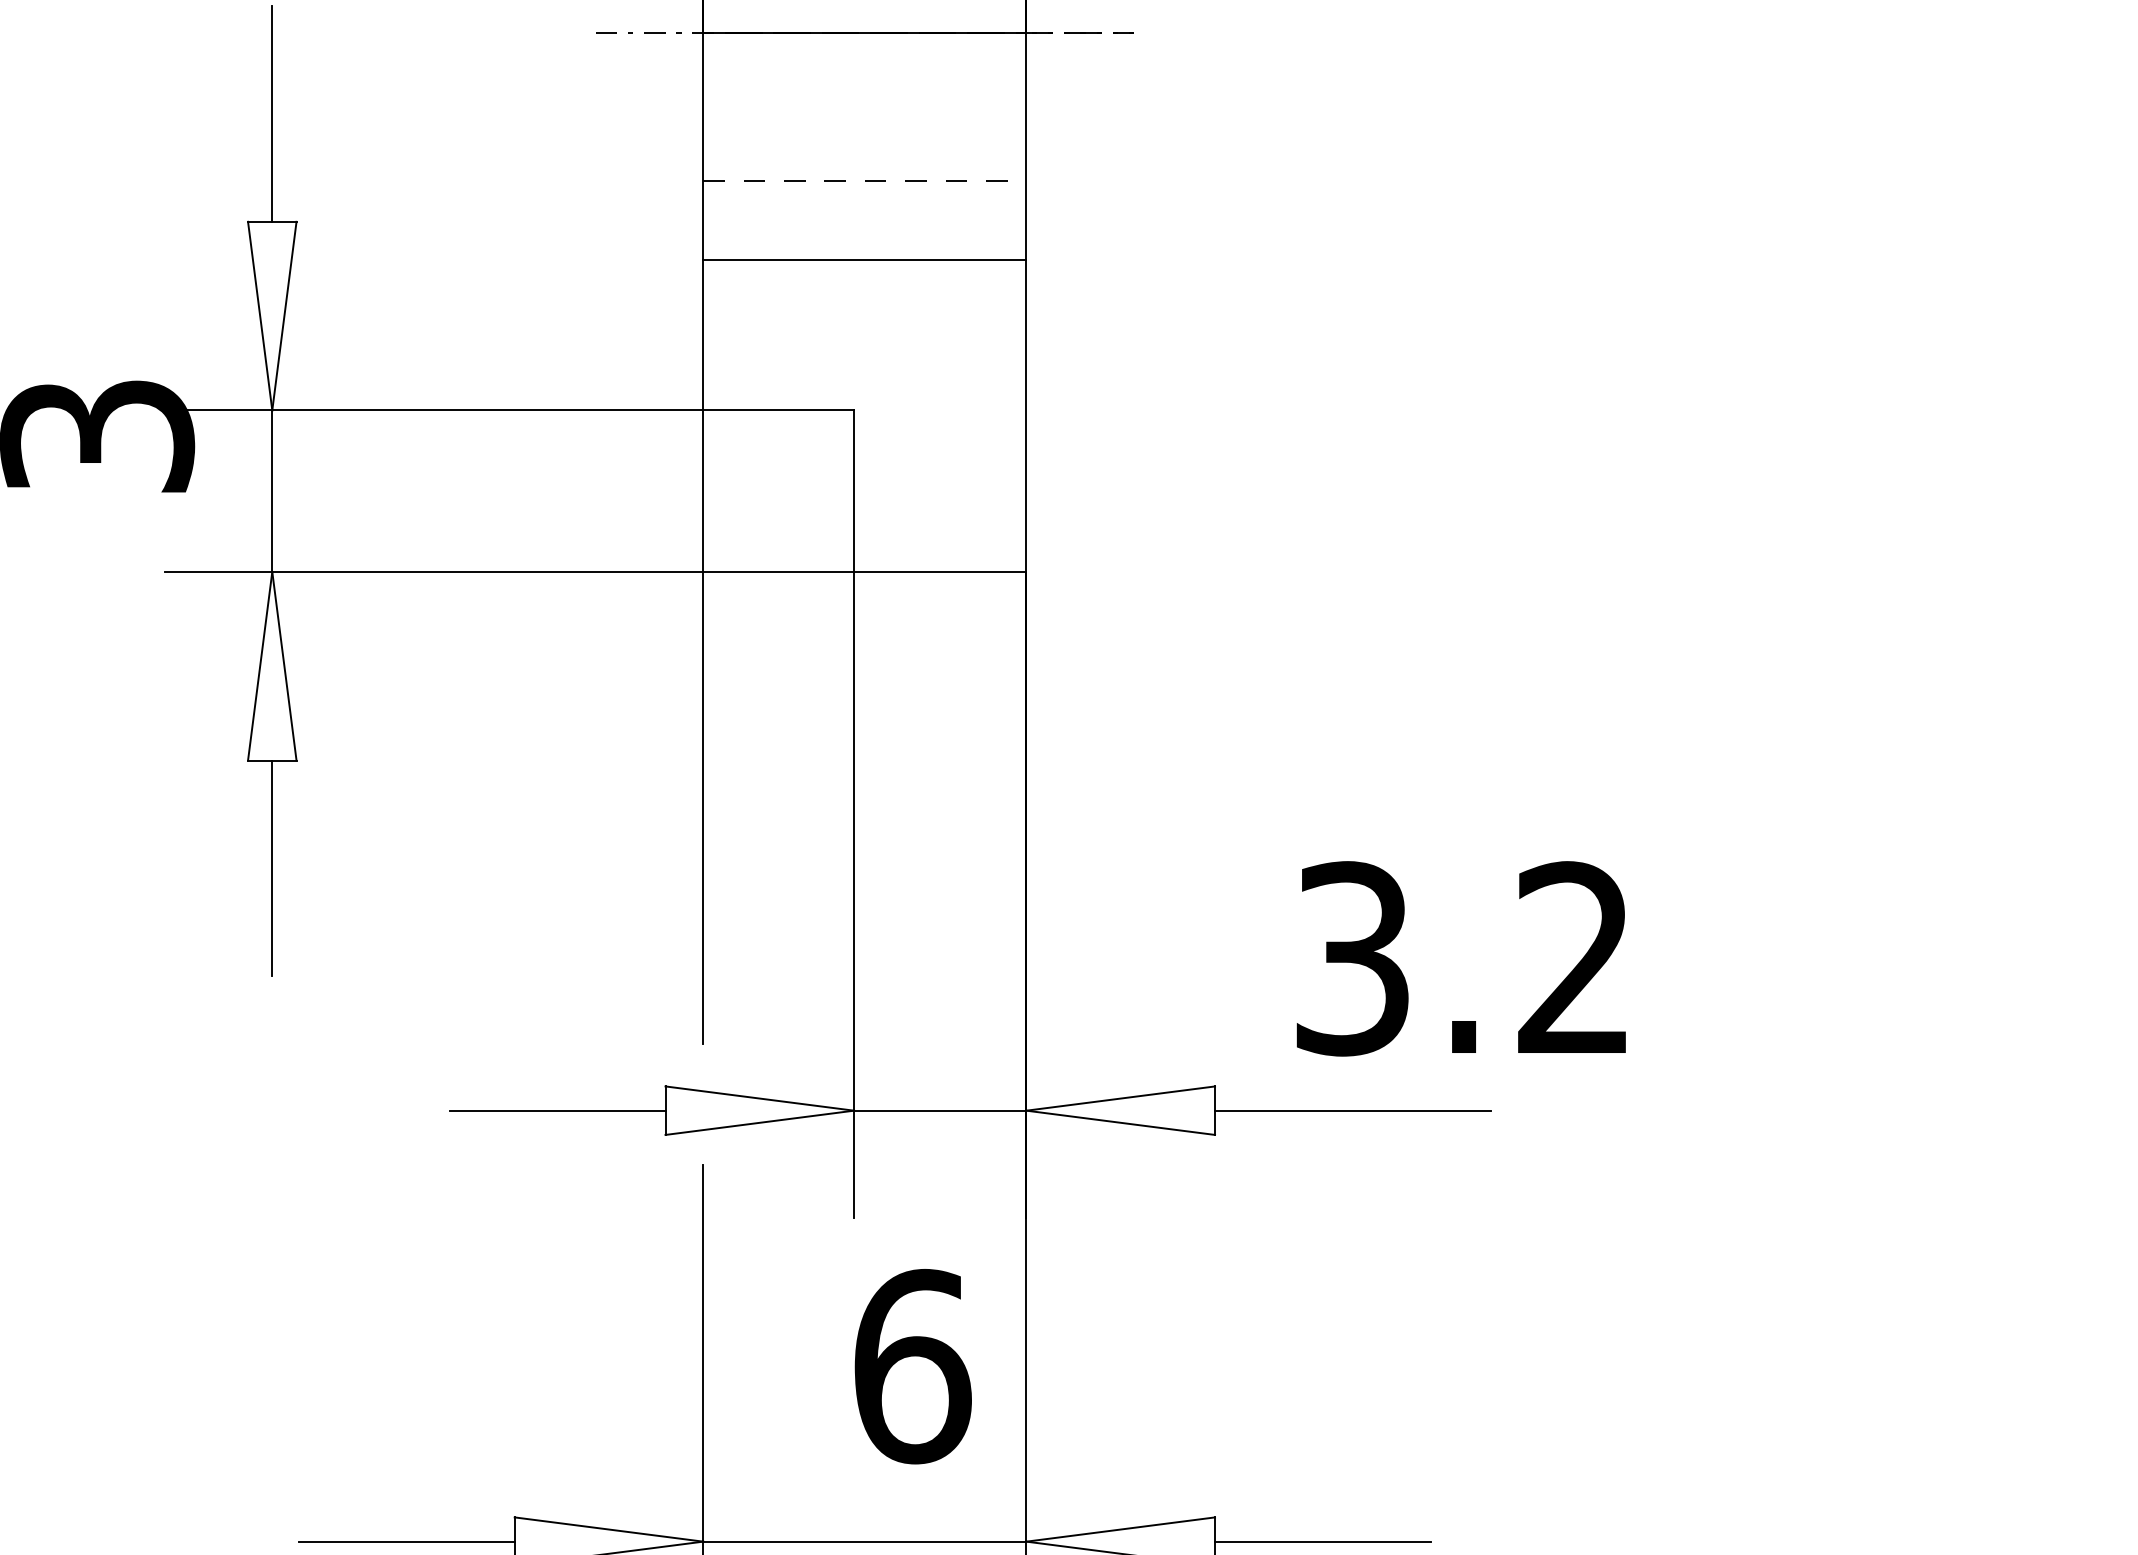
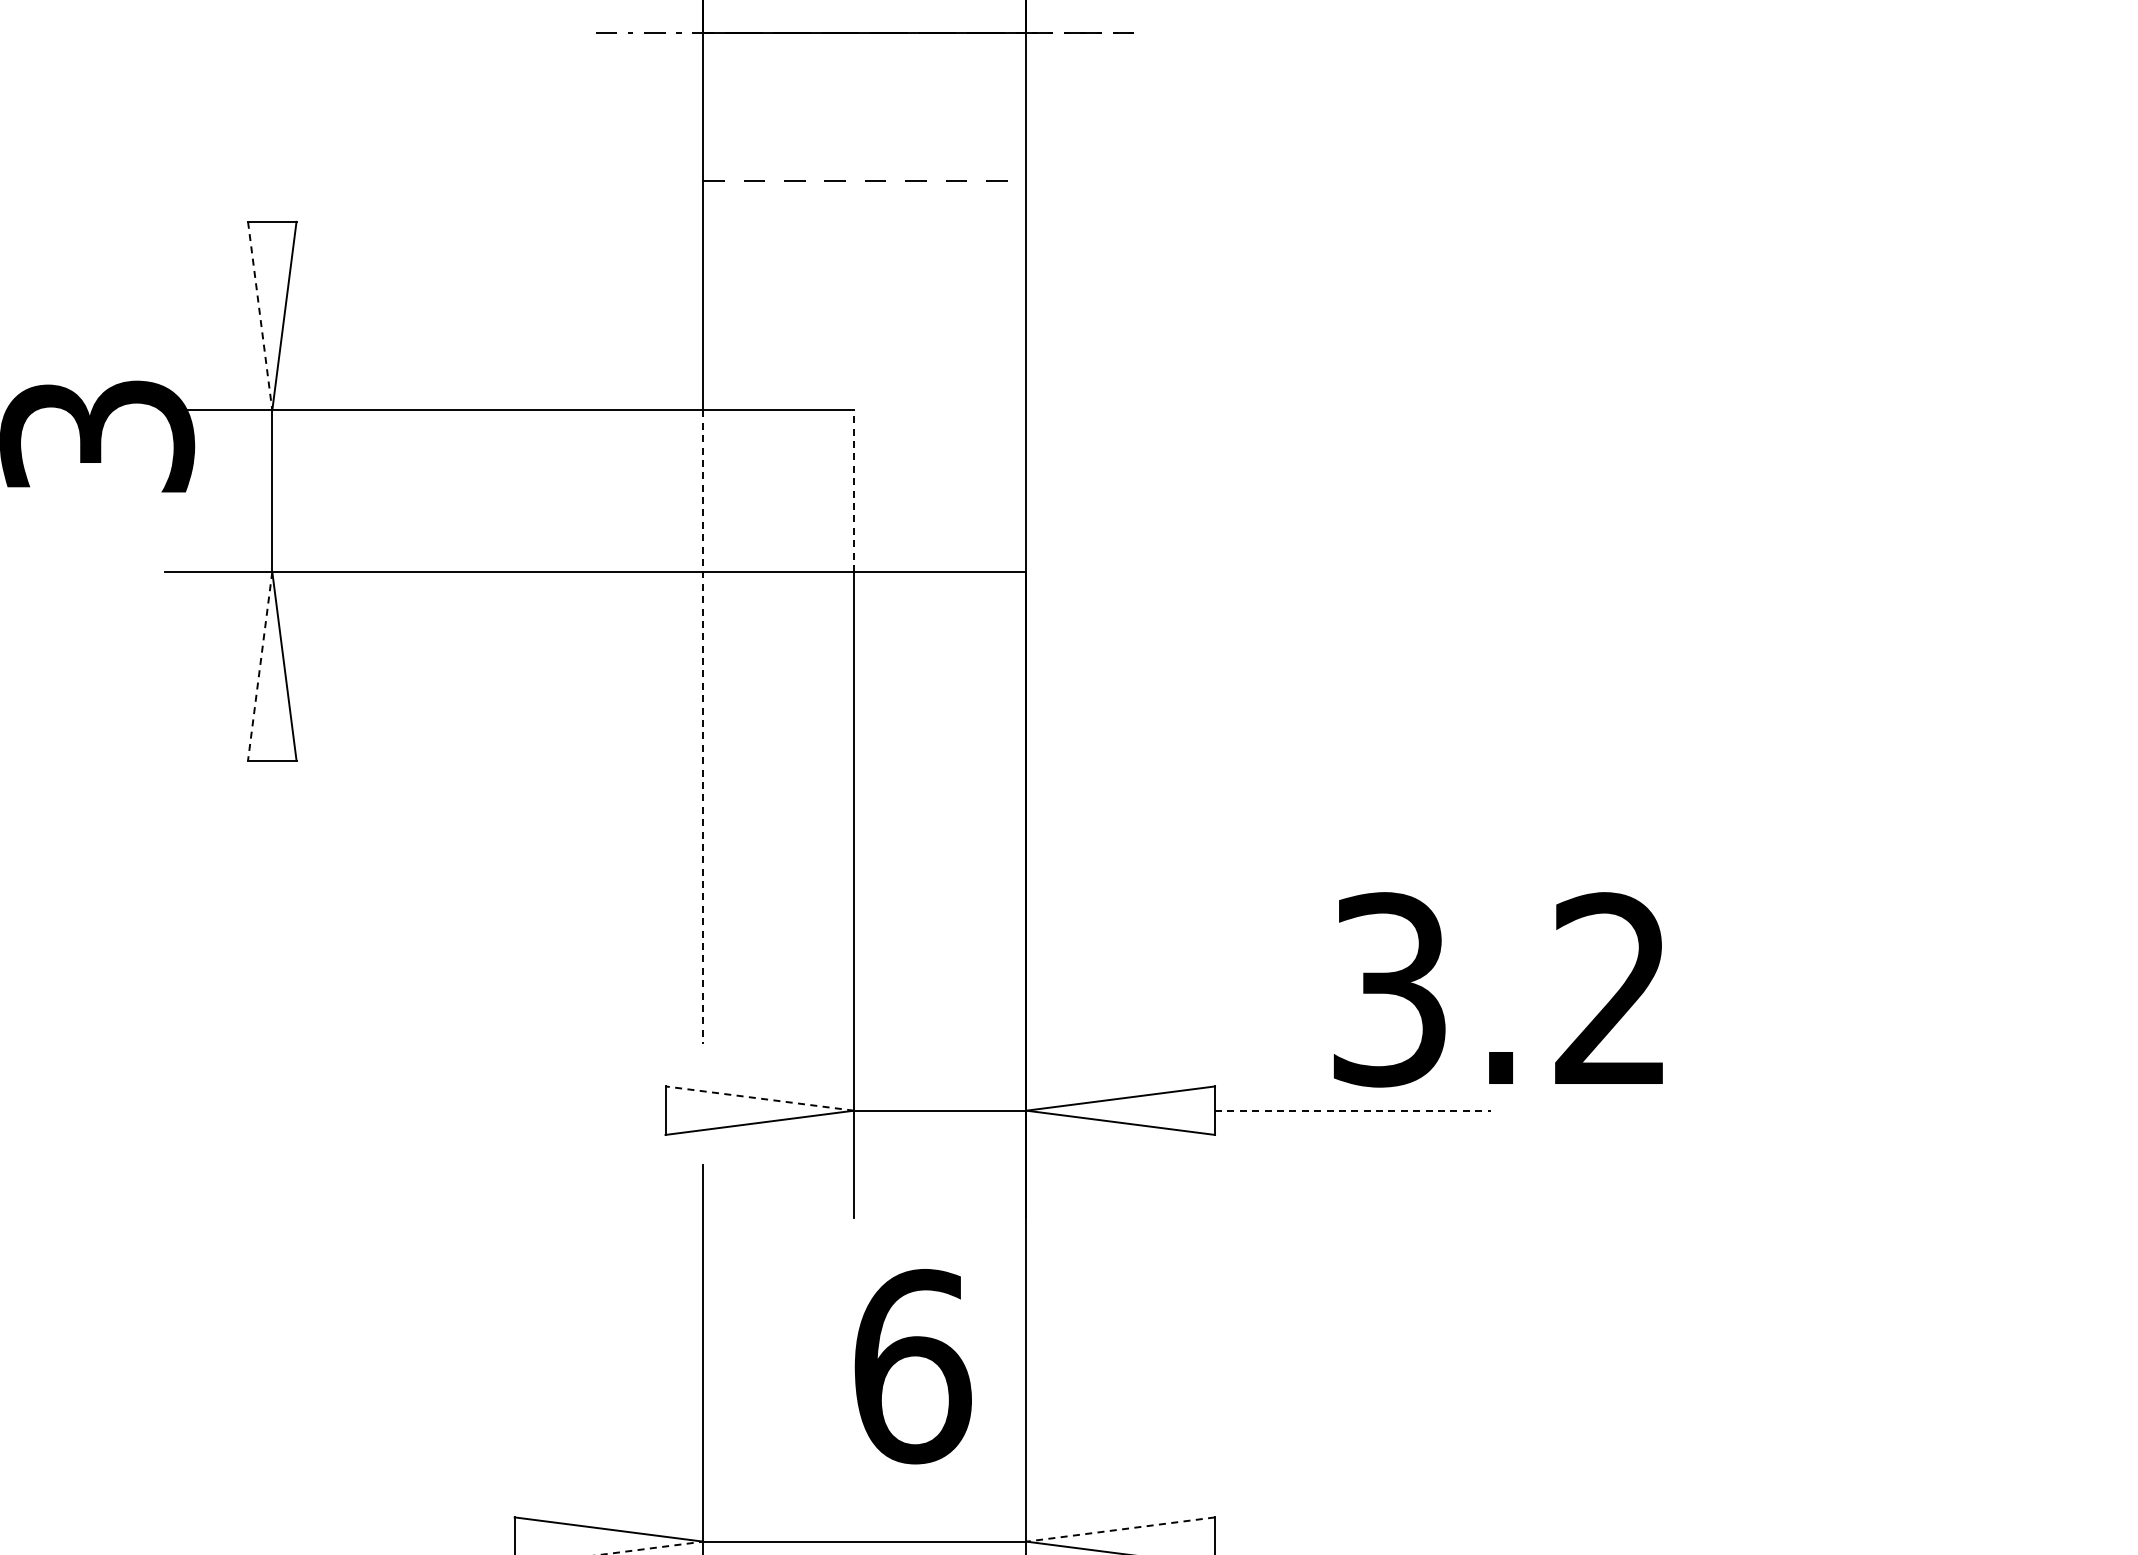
line: present -> none (272, 113)
line: present -> none (864, 259)
line: solid -> dashed (260, 316)
line: solid -> dashed (854, 491)
line: solid -> dashed (260, 666)
line: solid -> dashed (703, 727)
line: present -> none (272, 868)
text position: (1461, 958) -> (1498, 989) (1498, 989)
line: solid -> dashed (759, 1098)
line: present -> none (557, 1110)
line: solid -> dashed (1352, 1110)
line: solid -> dashed (1120, 1529)
line: present -> none (406, 1541)
line: present -> none (1322, 1541)
line: solid -> dashed (651, 1548)
